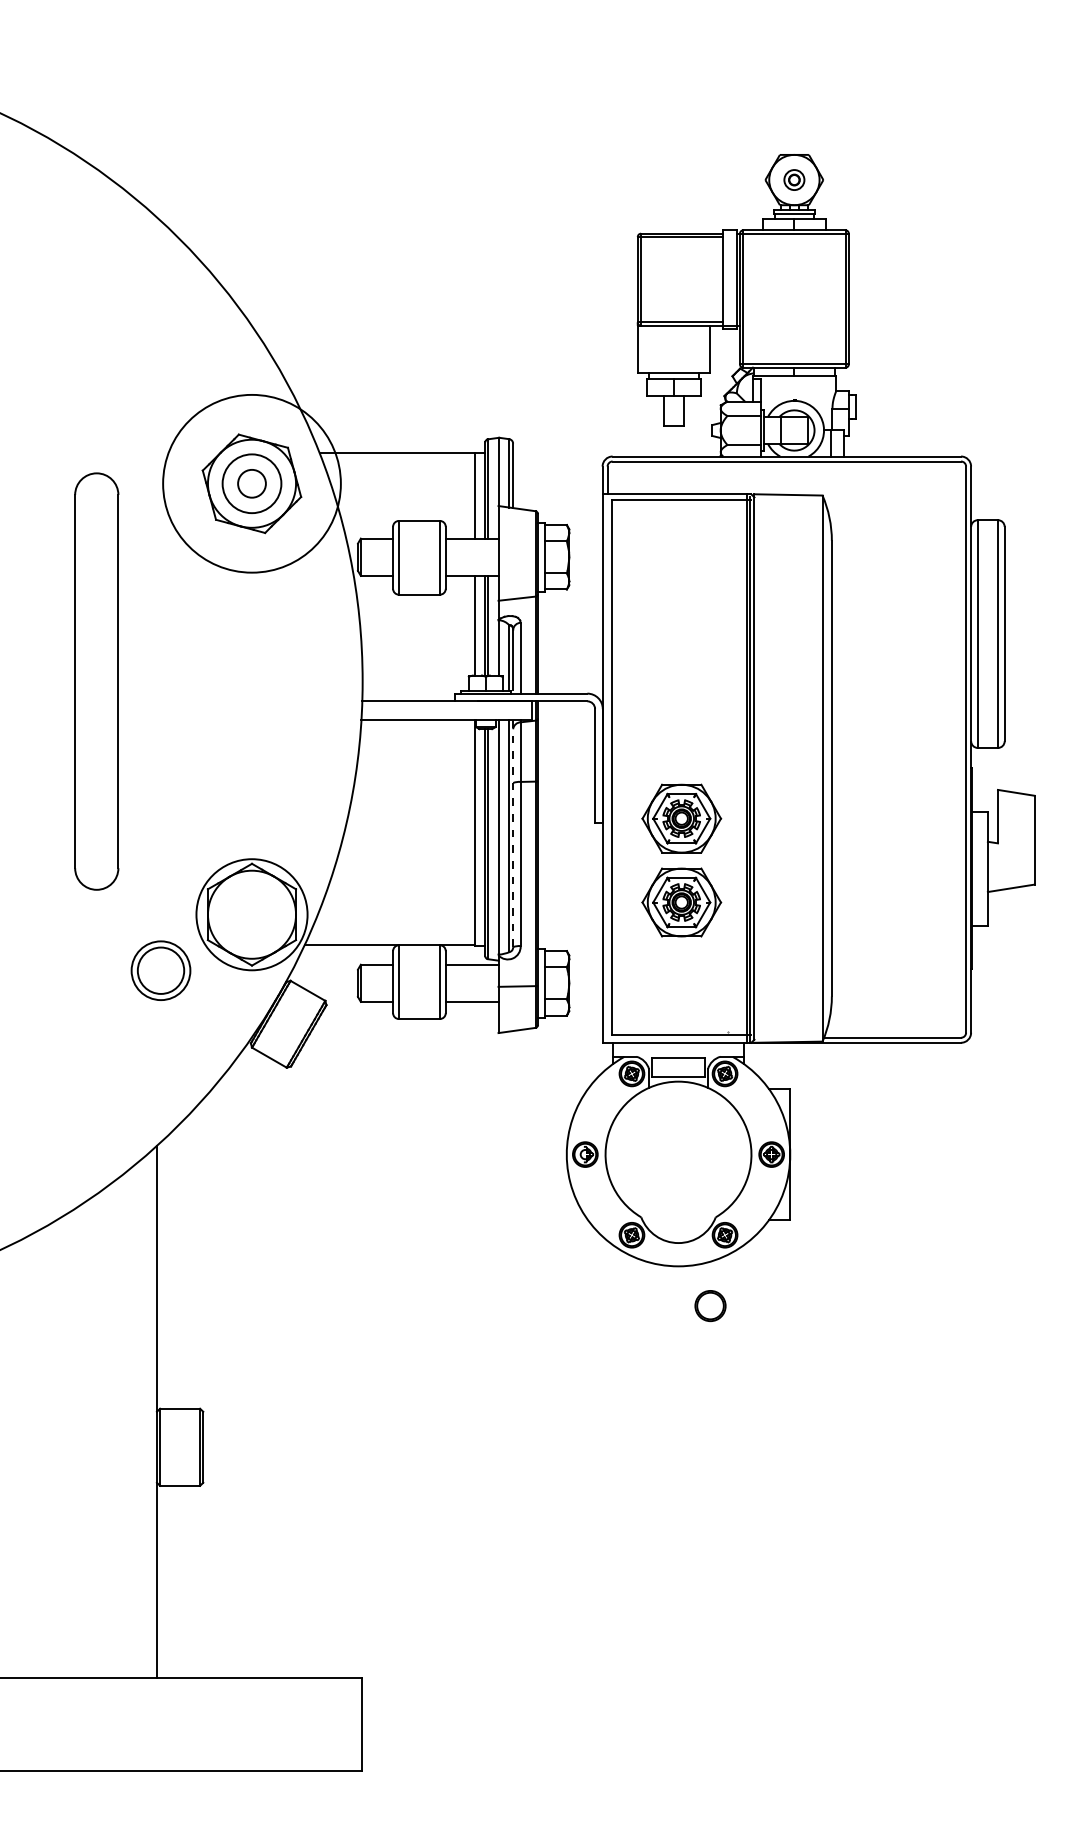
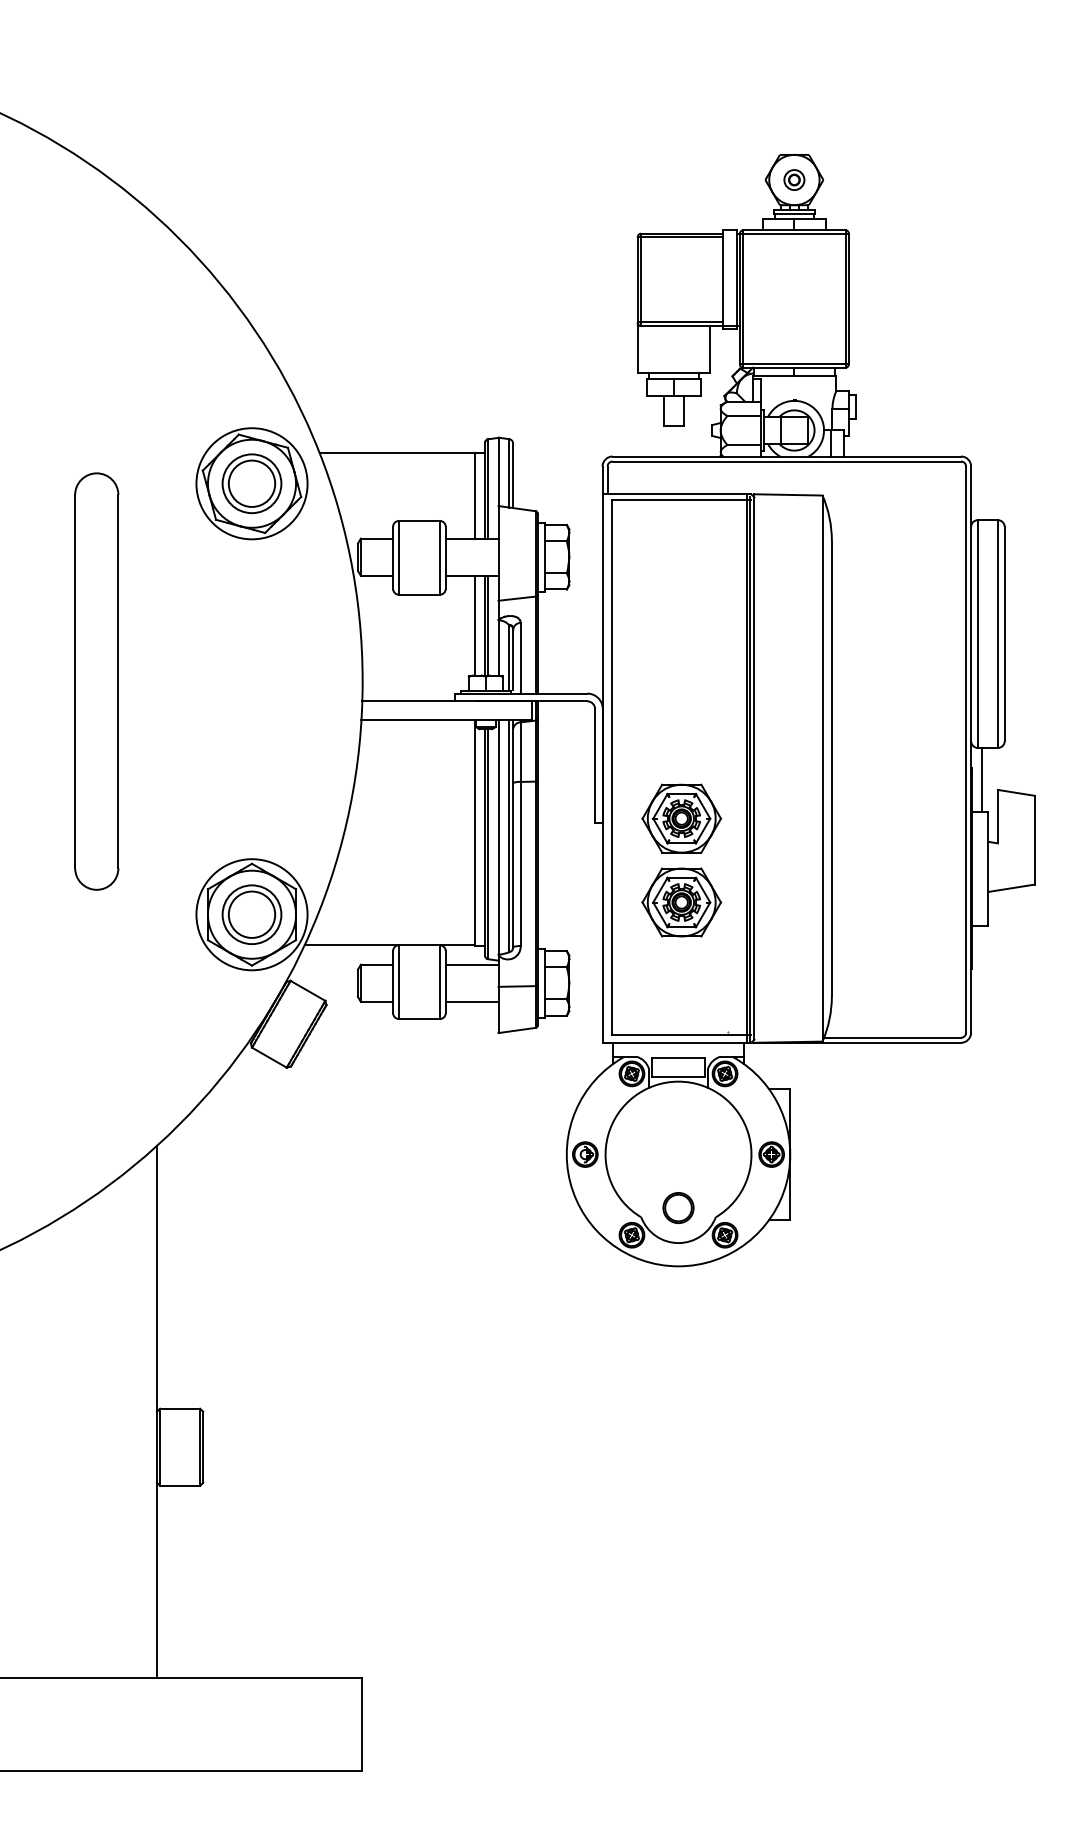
circle diameter: 178 px -> 111 px (251, 483)
circle diameter: 28 px -> 46 px (251, 483)
line: none -> present (982, 779)
line: dashed -> solid (513, 833)
part position: (160, 970) -> (251, 914) (251, 914)
part position: (710, 1306) -> (678, 1208) (678, 1208)
